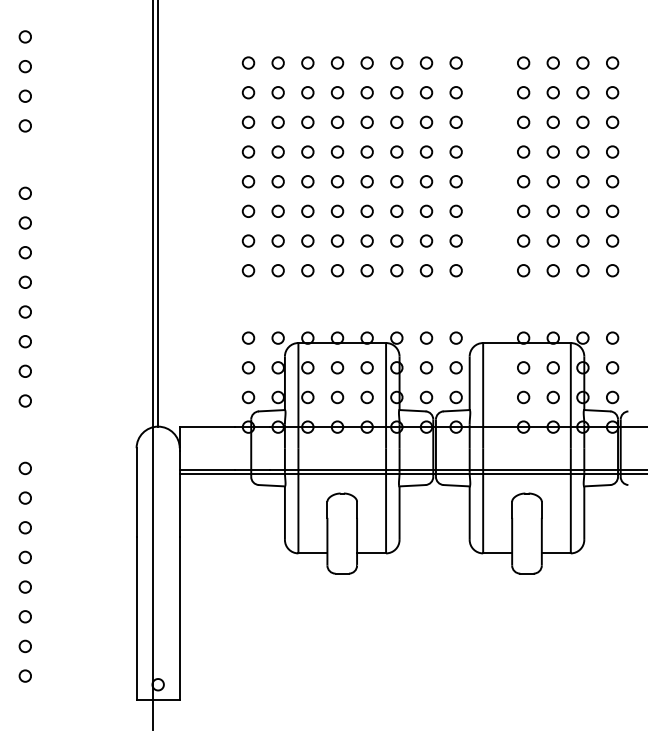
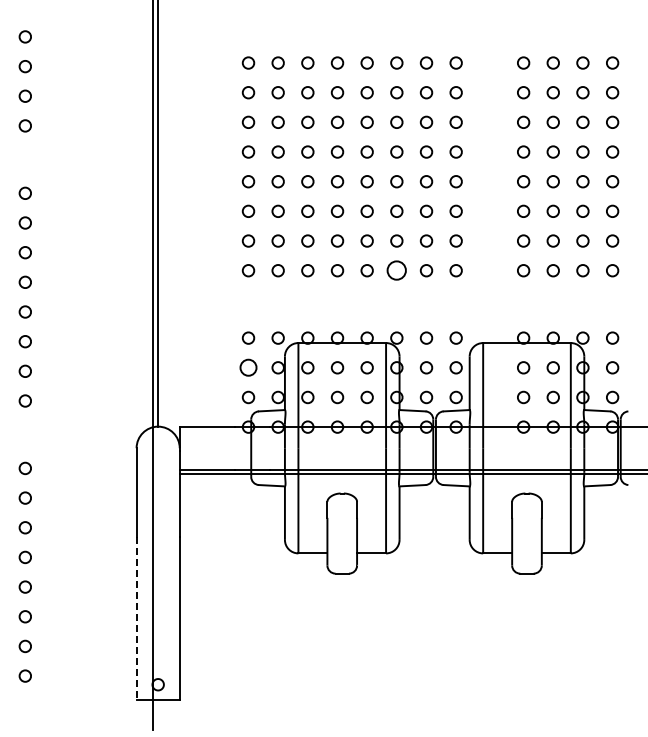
circle size: 14x14 px -> 21x21 px (396, 270)
circle size: 15x14 px -> 19x19 px (248, 367)
line: solid -> dashed (136, 618)
